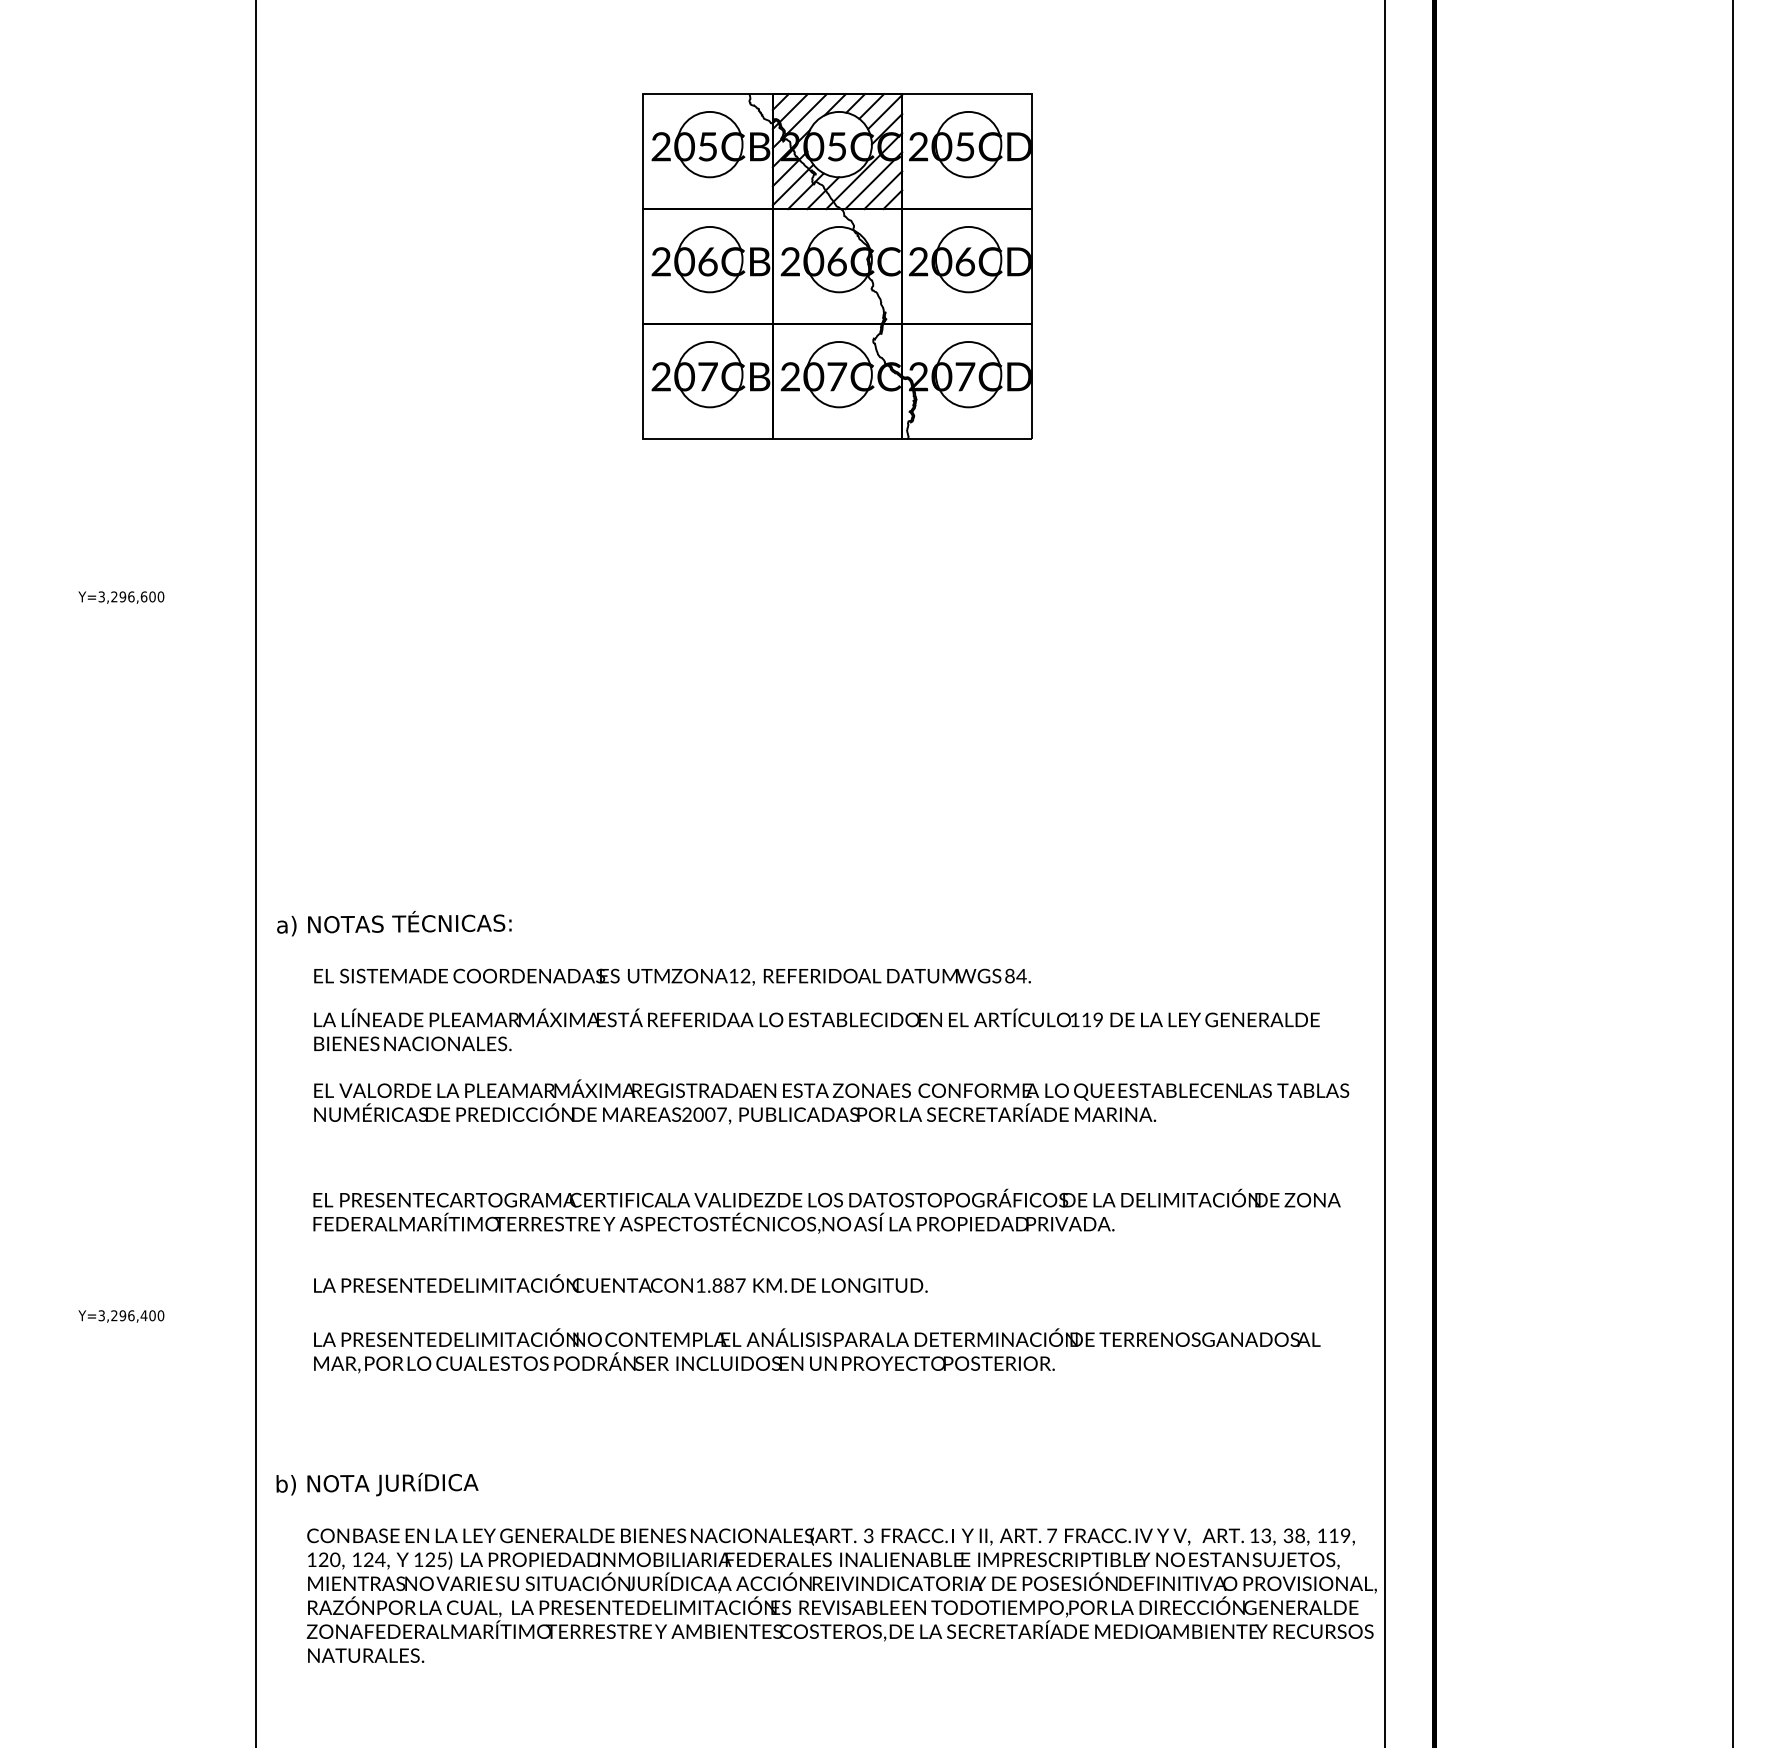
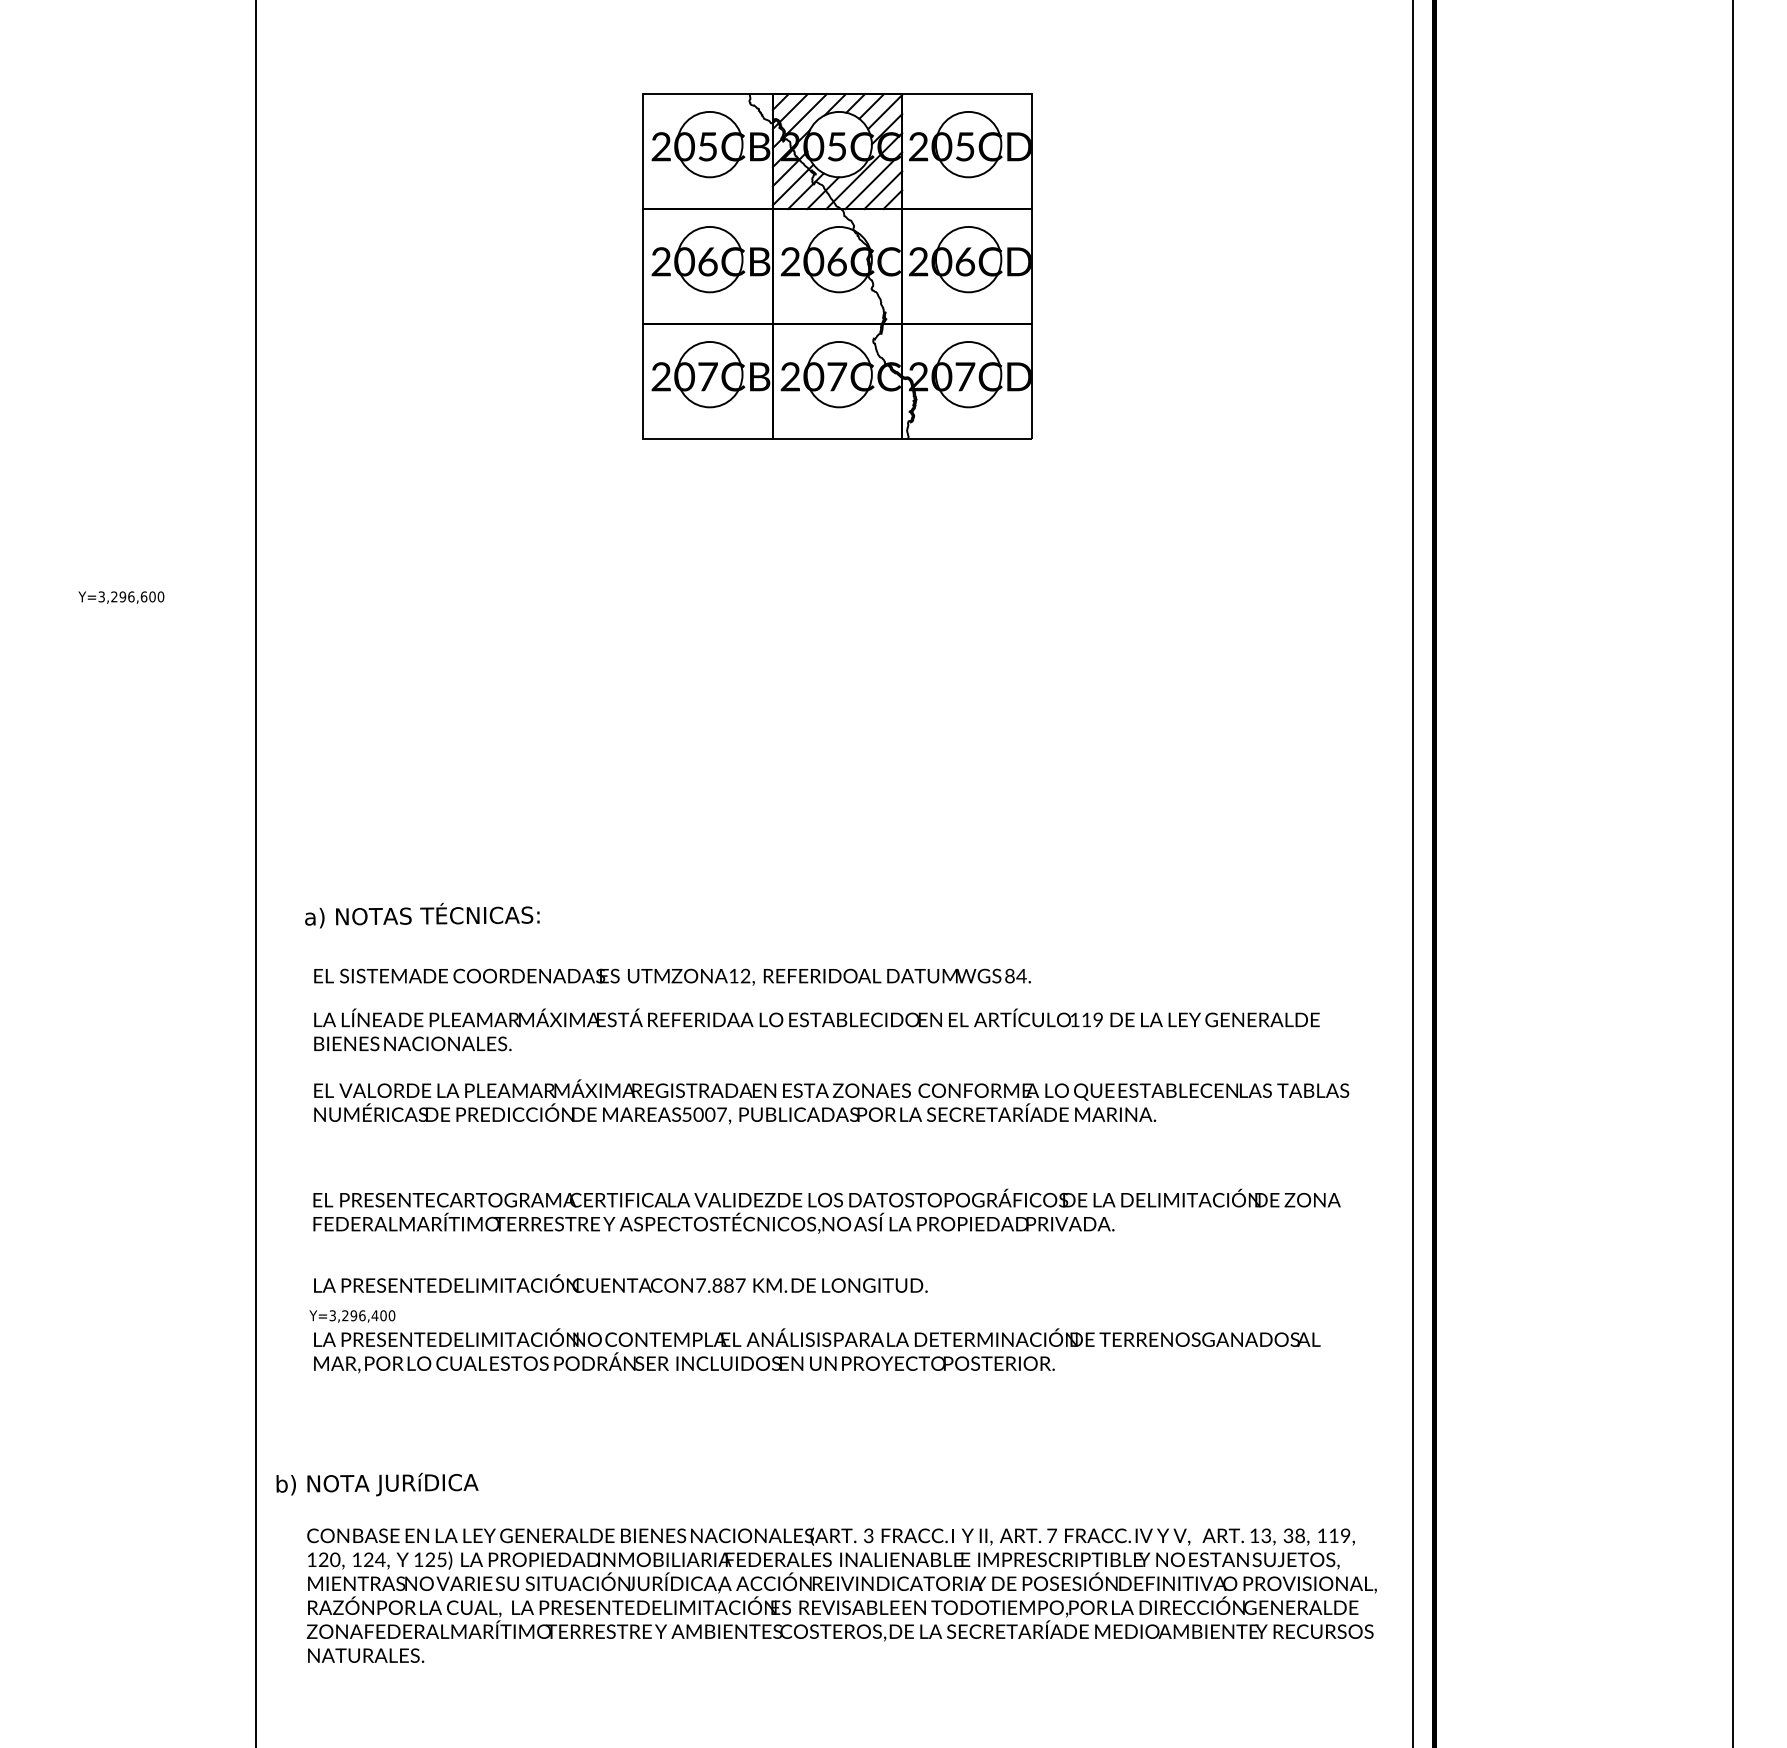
line position: (1385, 873) -> (1413, 873) (1413, 873)
text position: (394, 923) -> (422, 915) (422, 915)
text: 2007, -> 5007, (686, 1114)
text: 1.887 -> 7.887 (700, 1285)
text position: (121, 1316) -> (352, 1316) (352, 1316)
